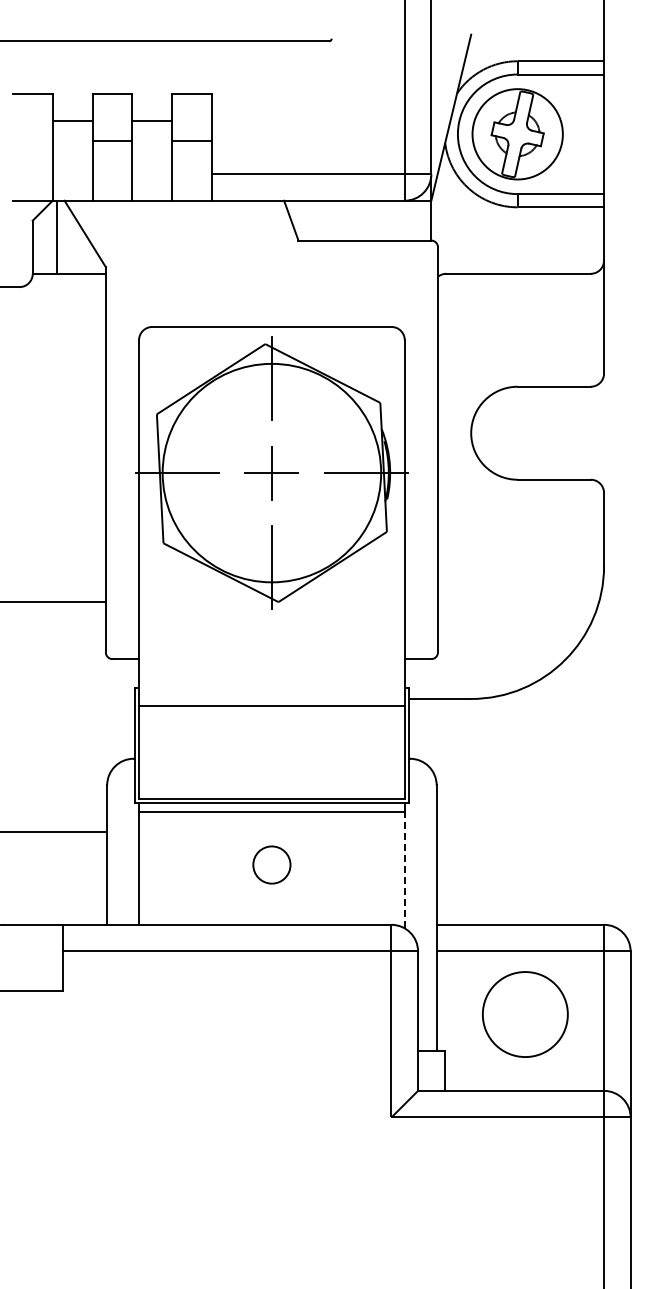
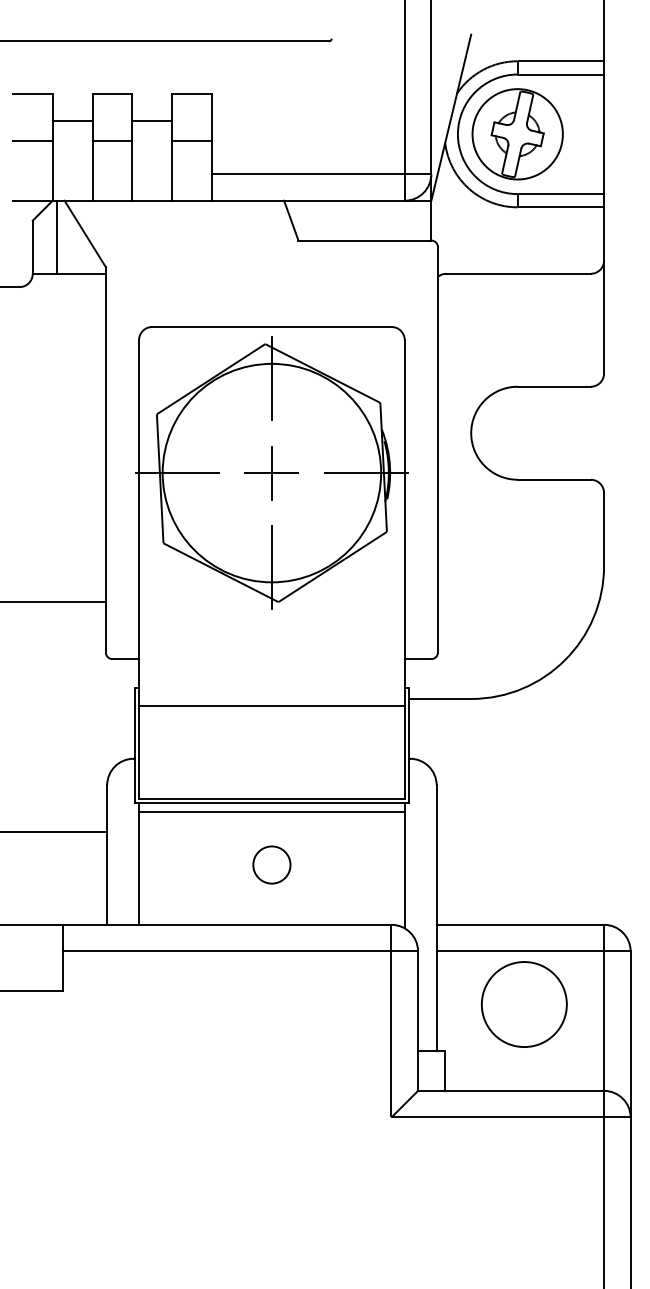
line: none -> present (32, 140)
line: dashed -> solid (404, 869)
circle position: (525, 1014) -> (524, 1004) (524, 1004)
